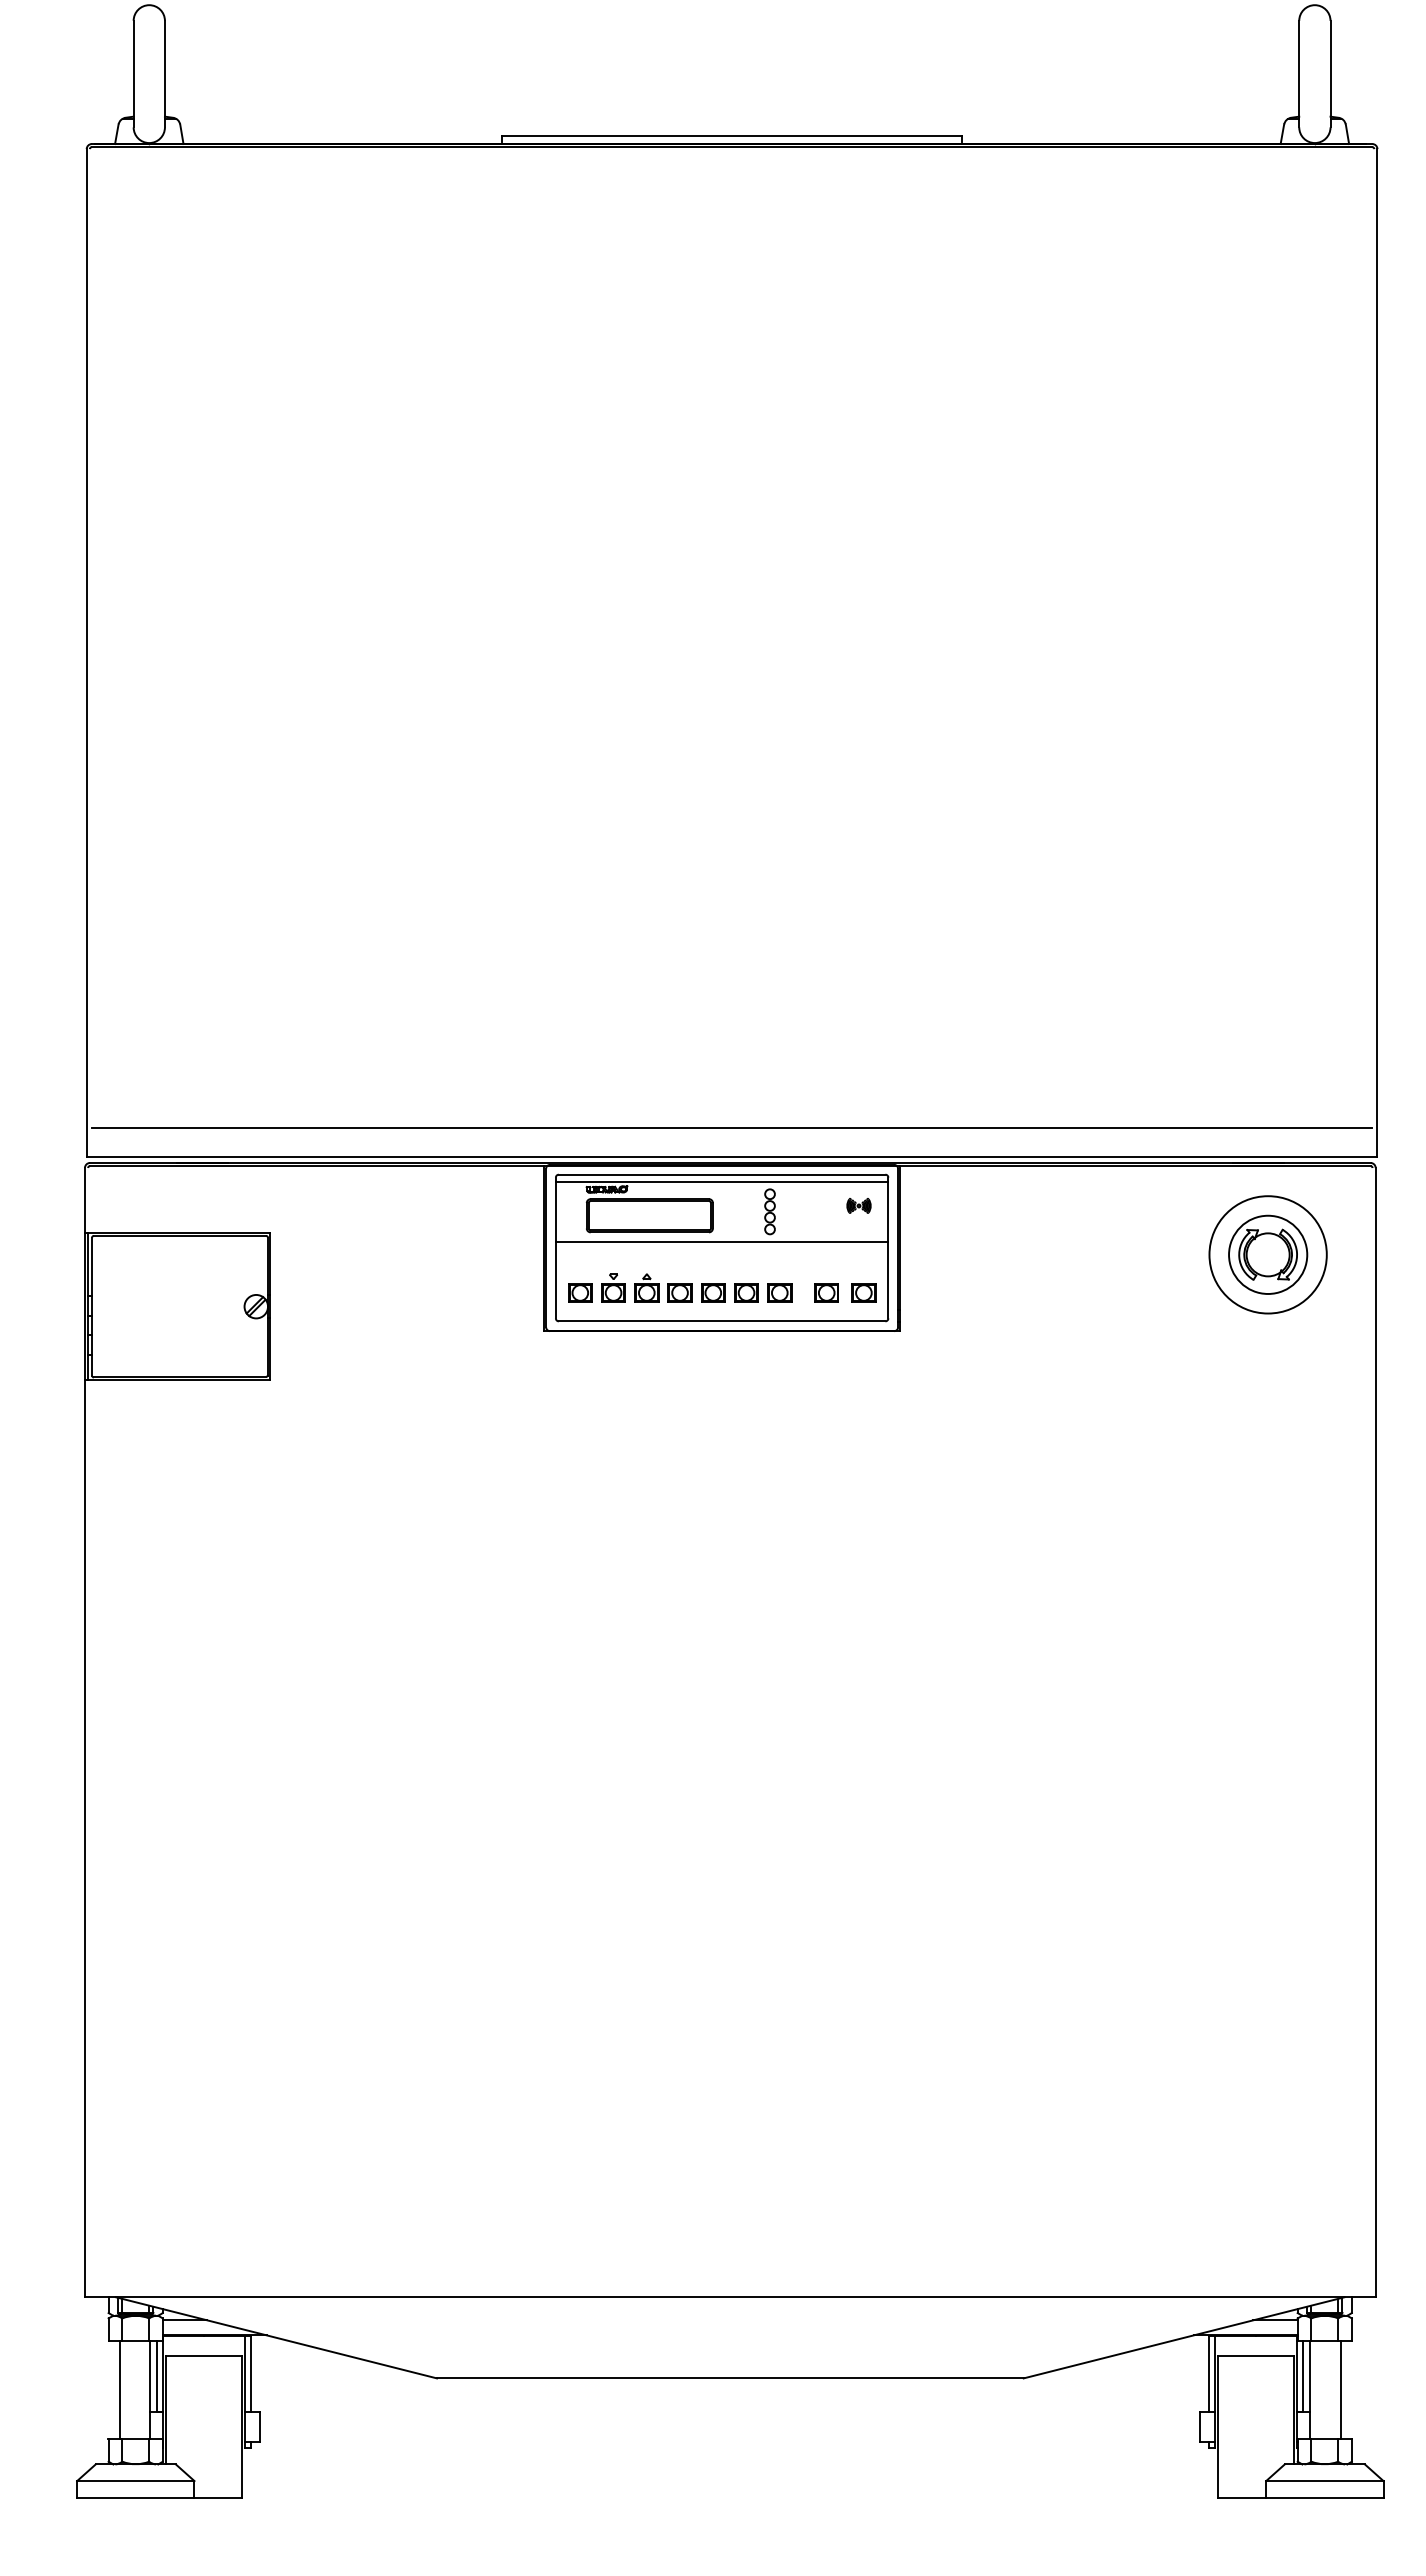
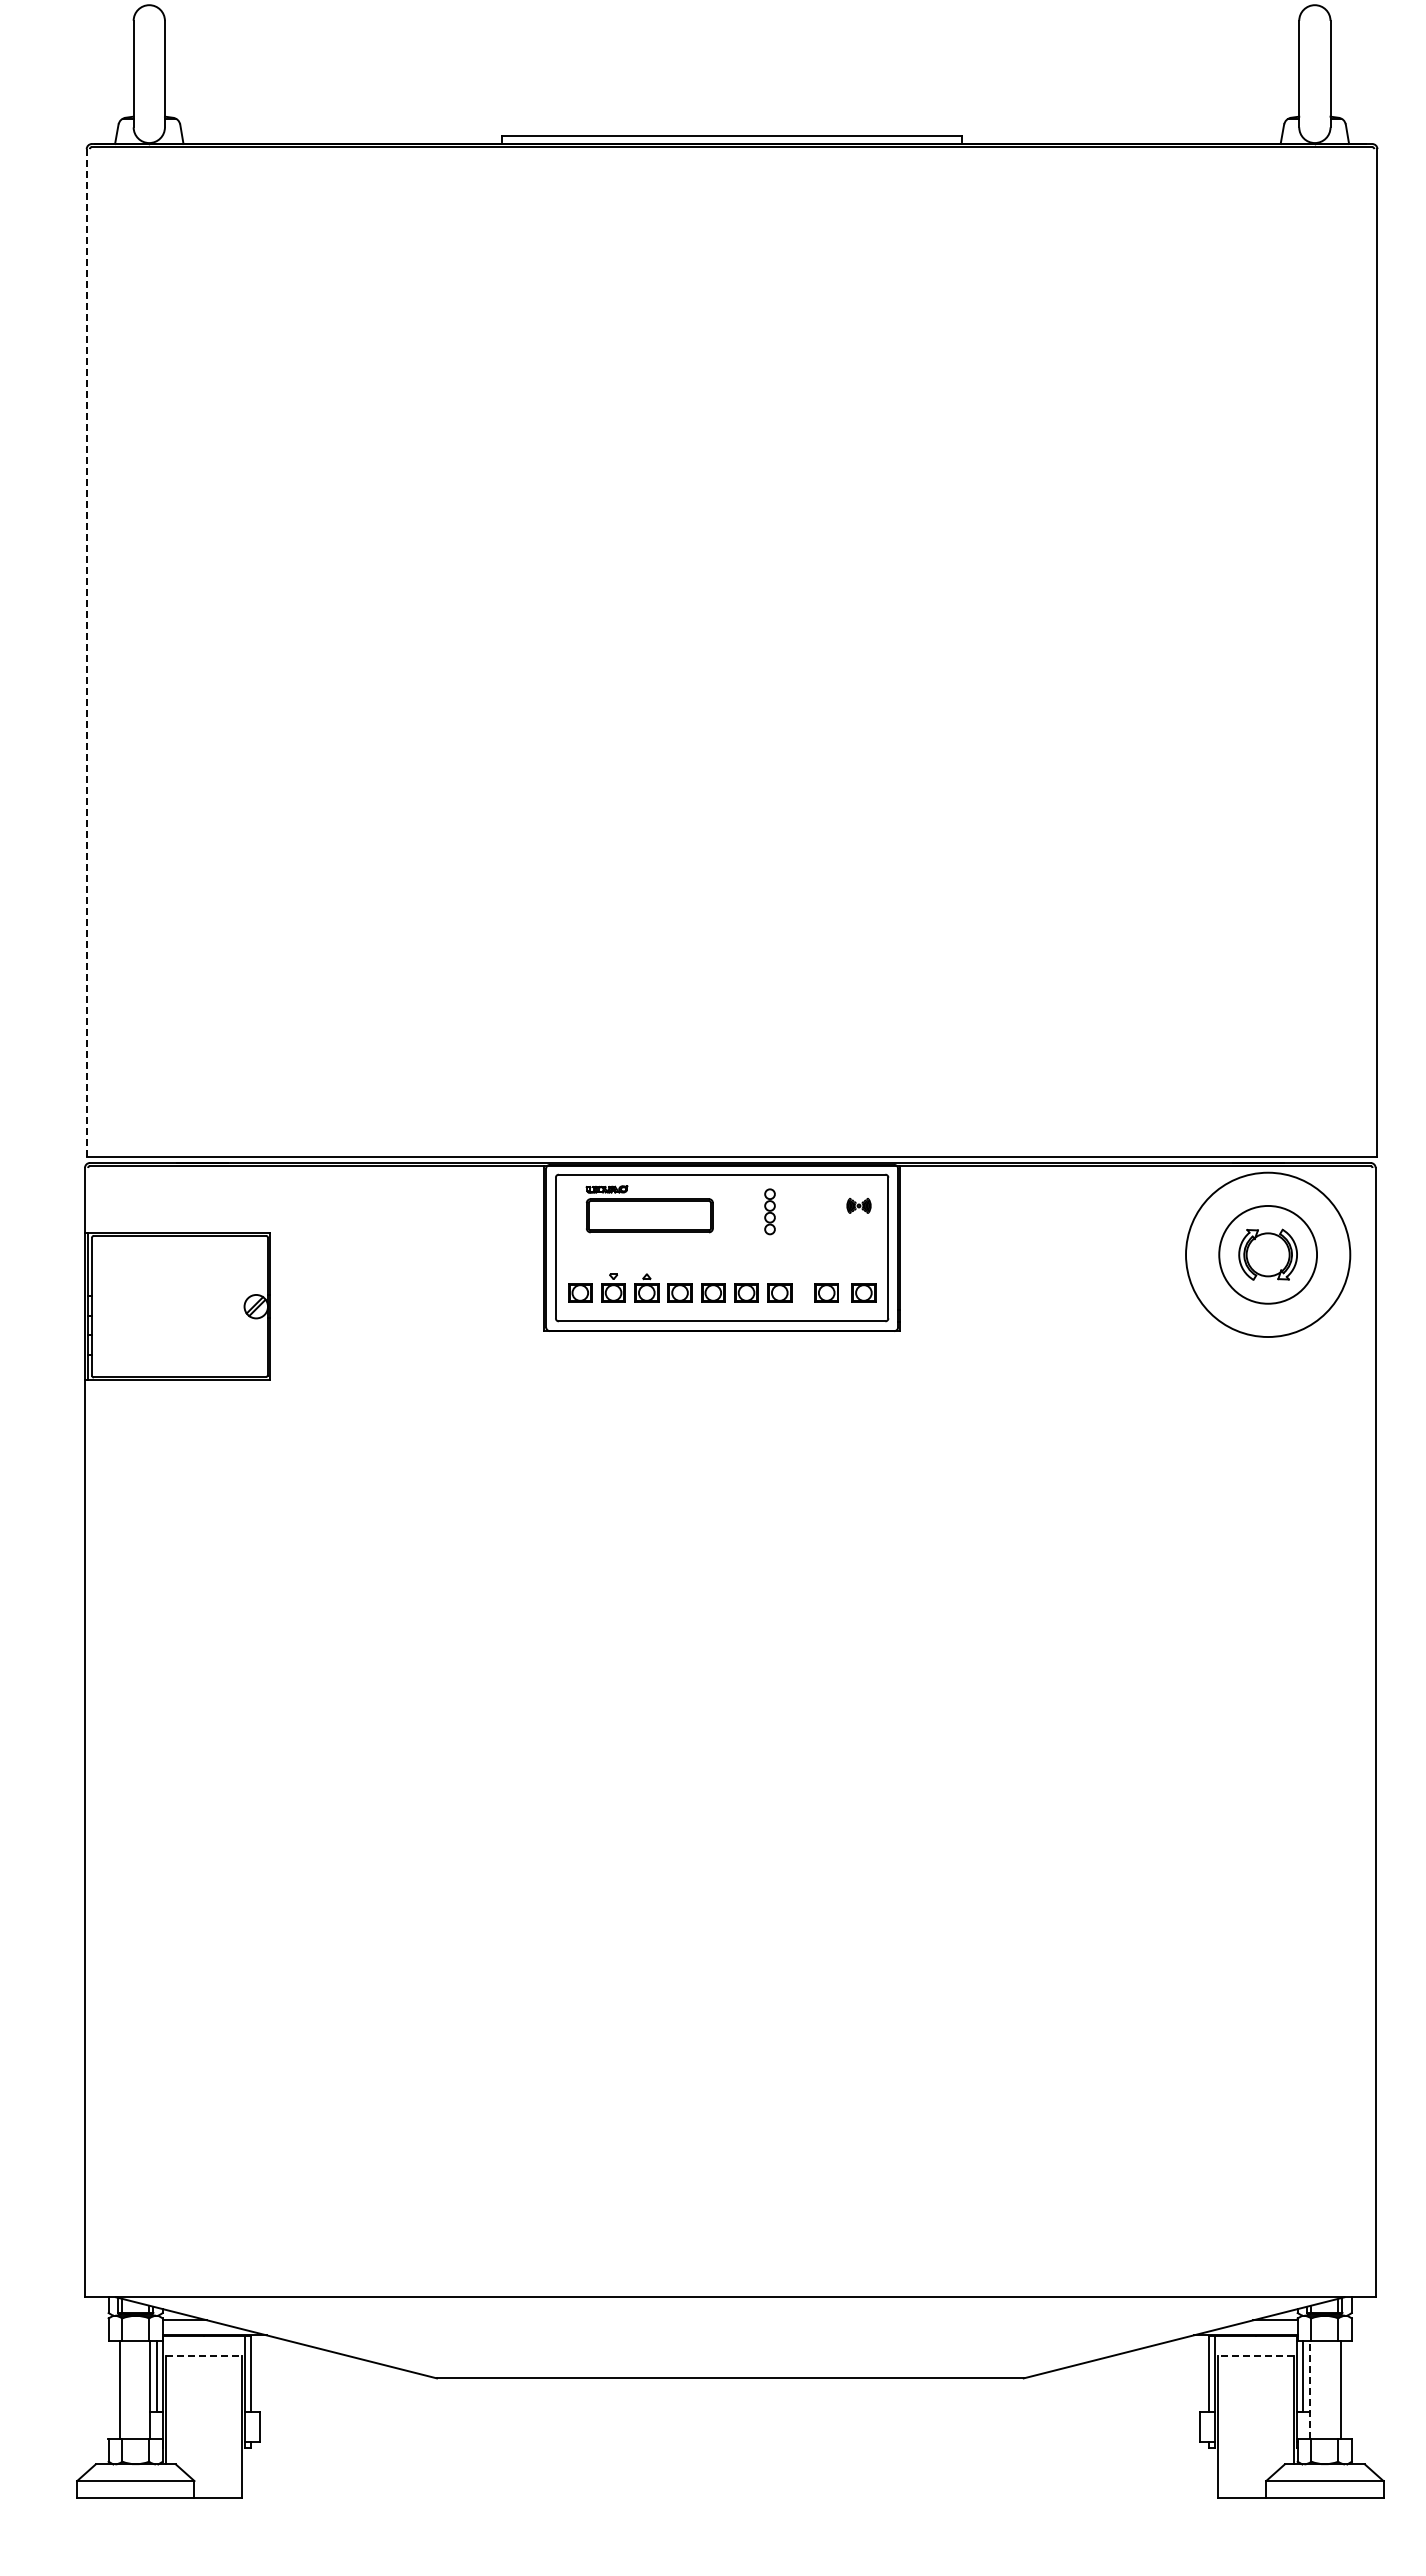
line: solid -> dashed (86, 653)
line: present -> none (731, 1127)
line: present -> none (721, 1181)
line: present -> none (721, 1242)
circle diameter: 117 px -> 164 px (1268, 1254)
circle diameter: 78 px -> 98 px (1268, 1254)
line: solid -> dashed (204, 2356)
line: solid -> dashed (1256, 2356)
line: solid -> dashed (1310, 2390)
